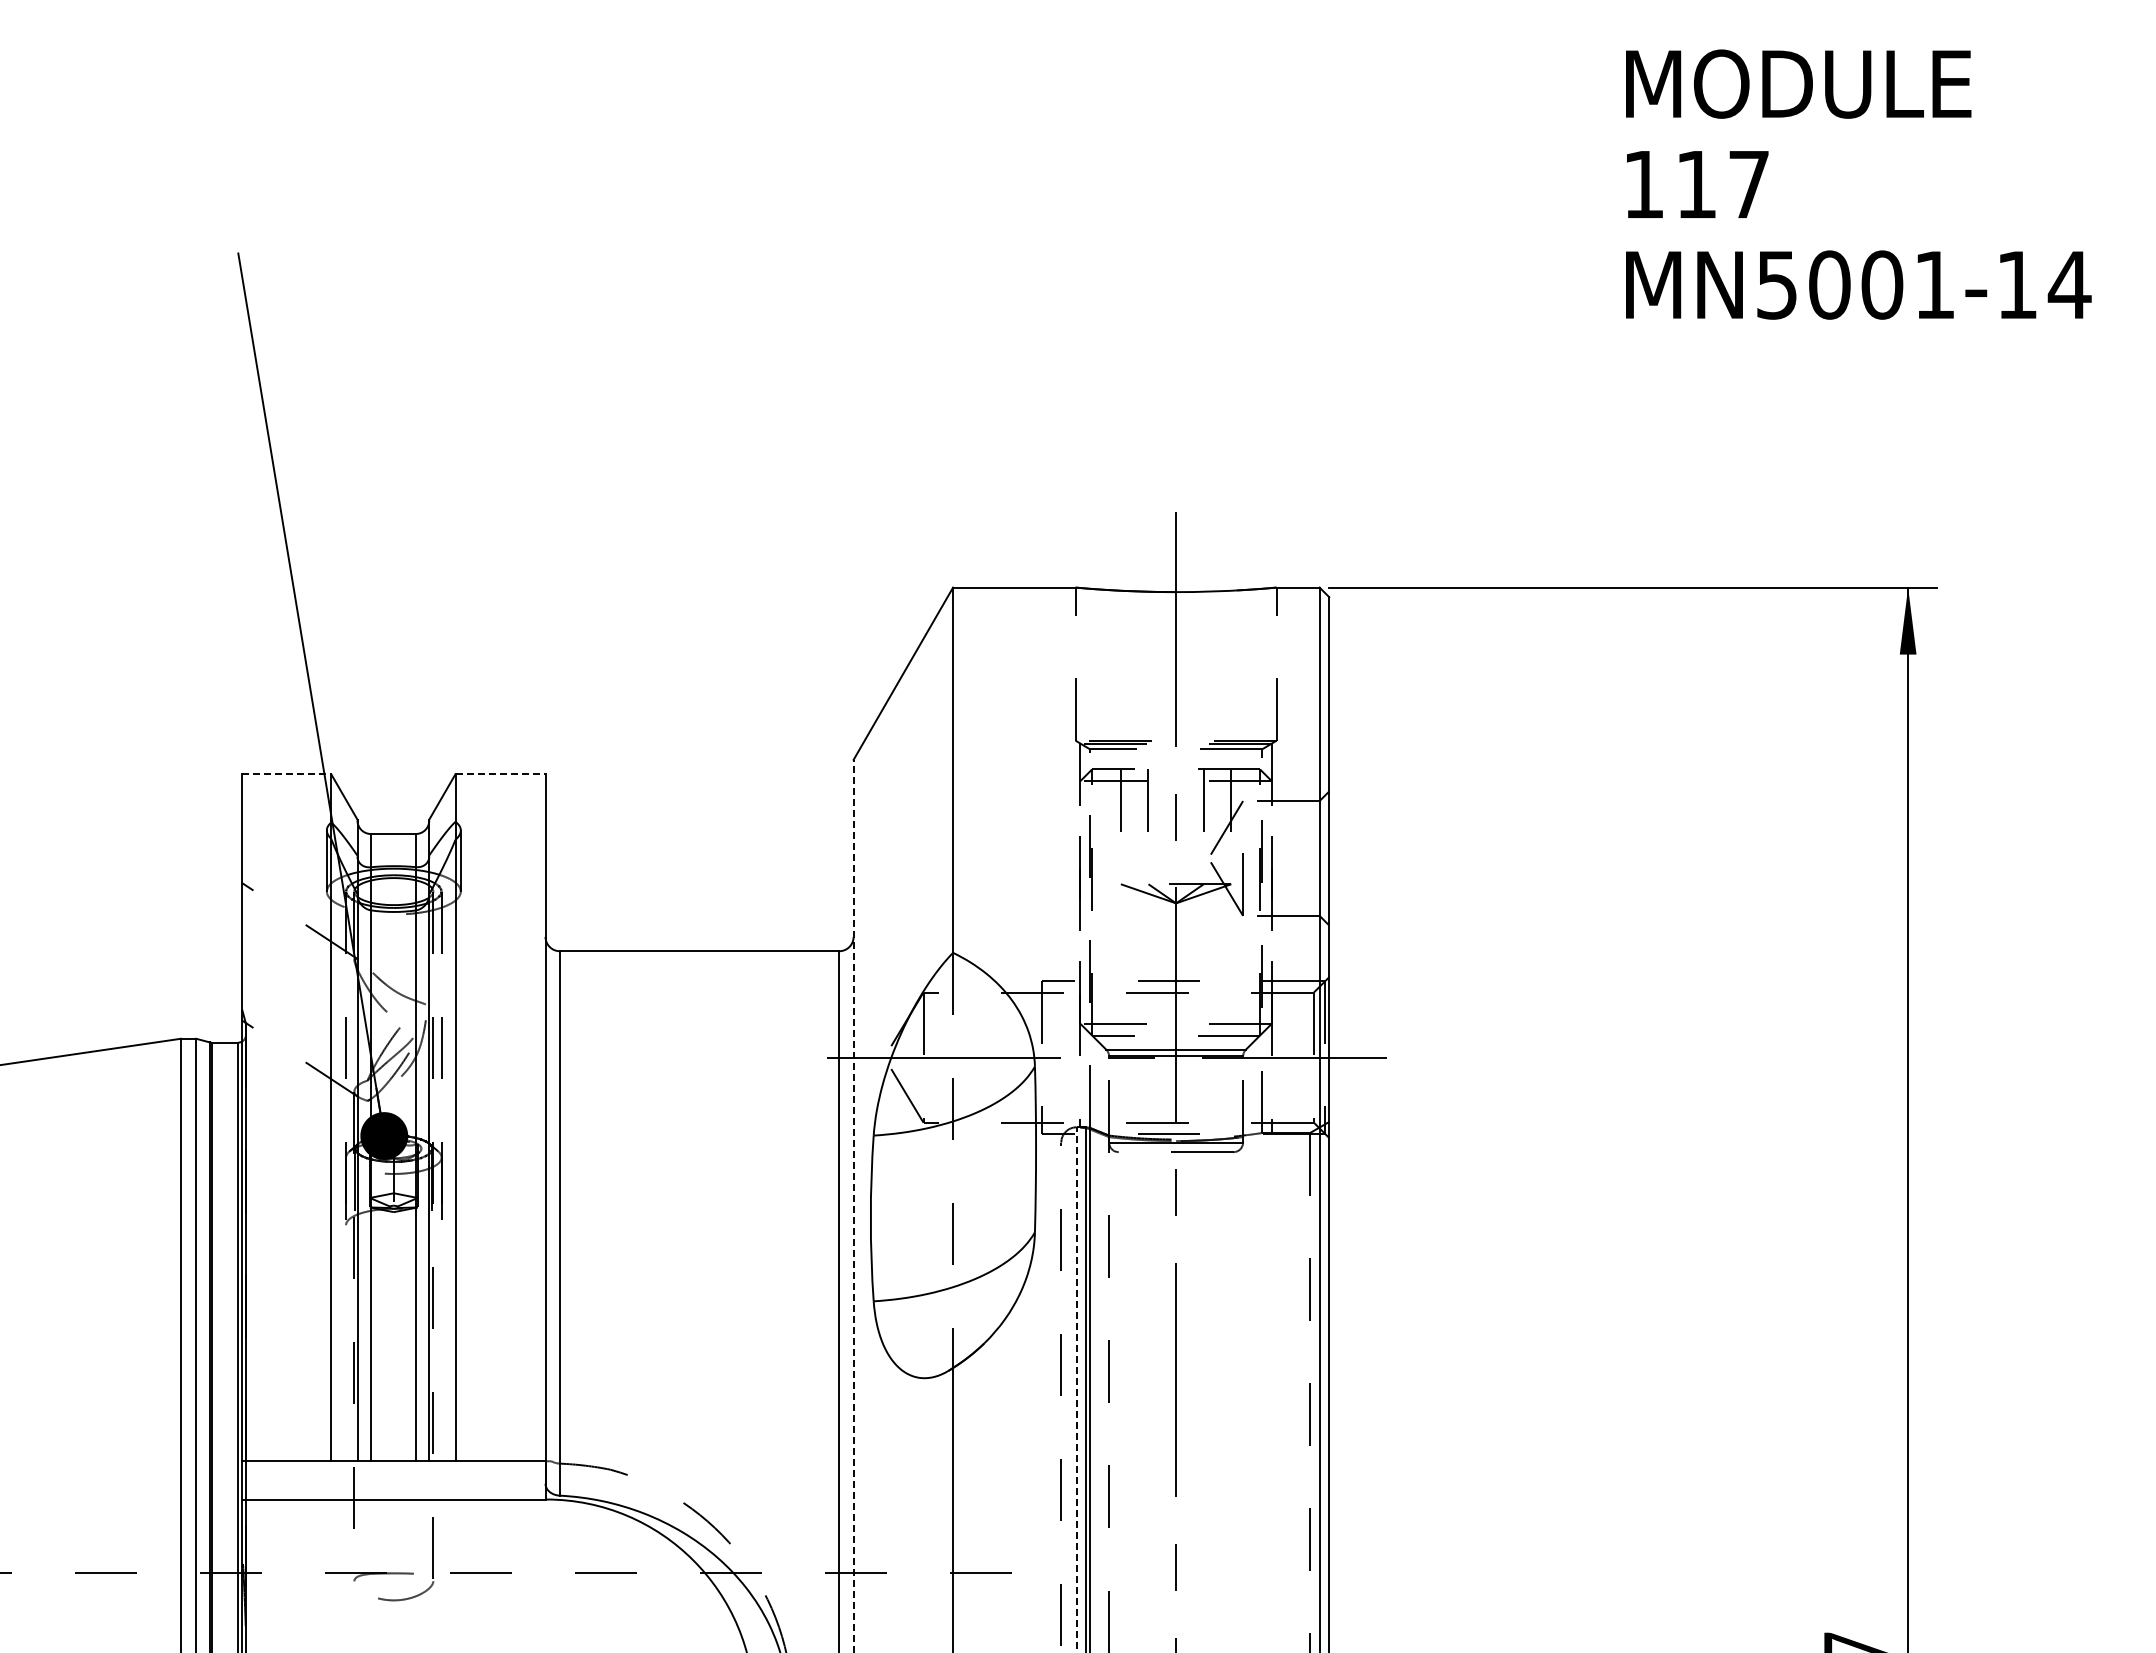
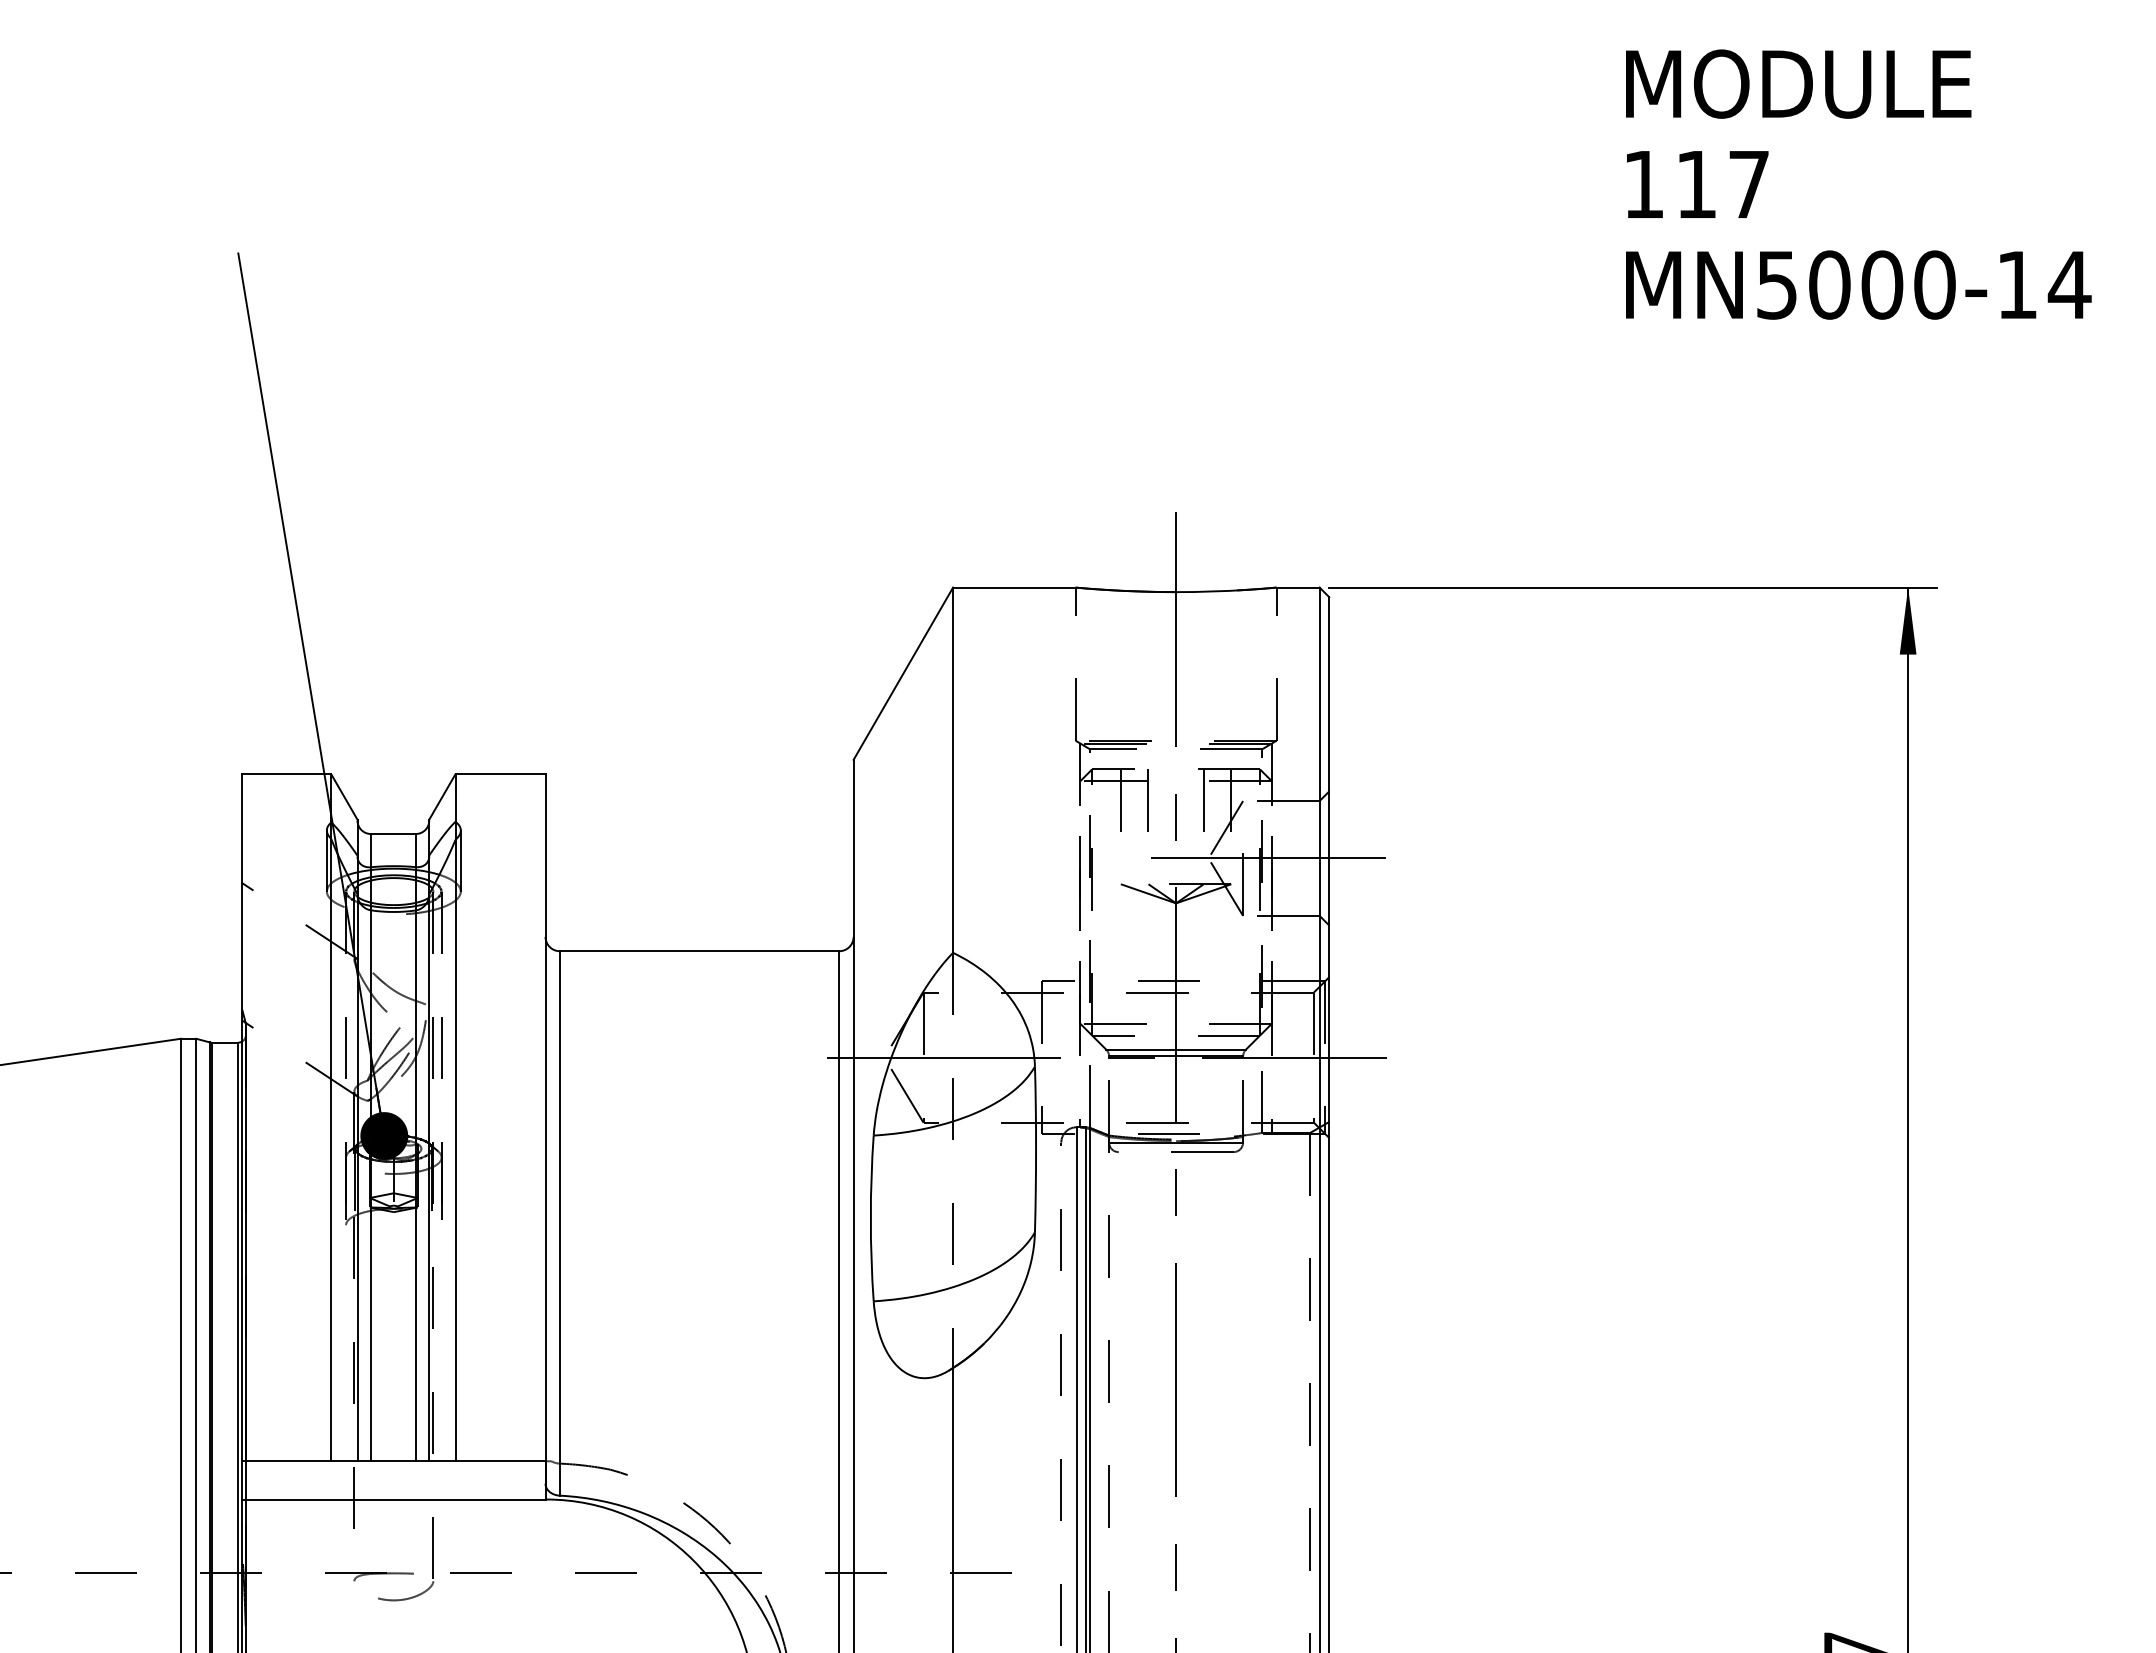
text: MN5001-14 -> MN5000-14 (1934, 284)
line: dashed -> solid (286, 774)
line: dashed -> solid (500, 774)
line: none -> present (1268, 858)
line: dashed -> solid (853, 1205)
line: dashed -> solid (1076, 1389)
